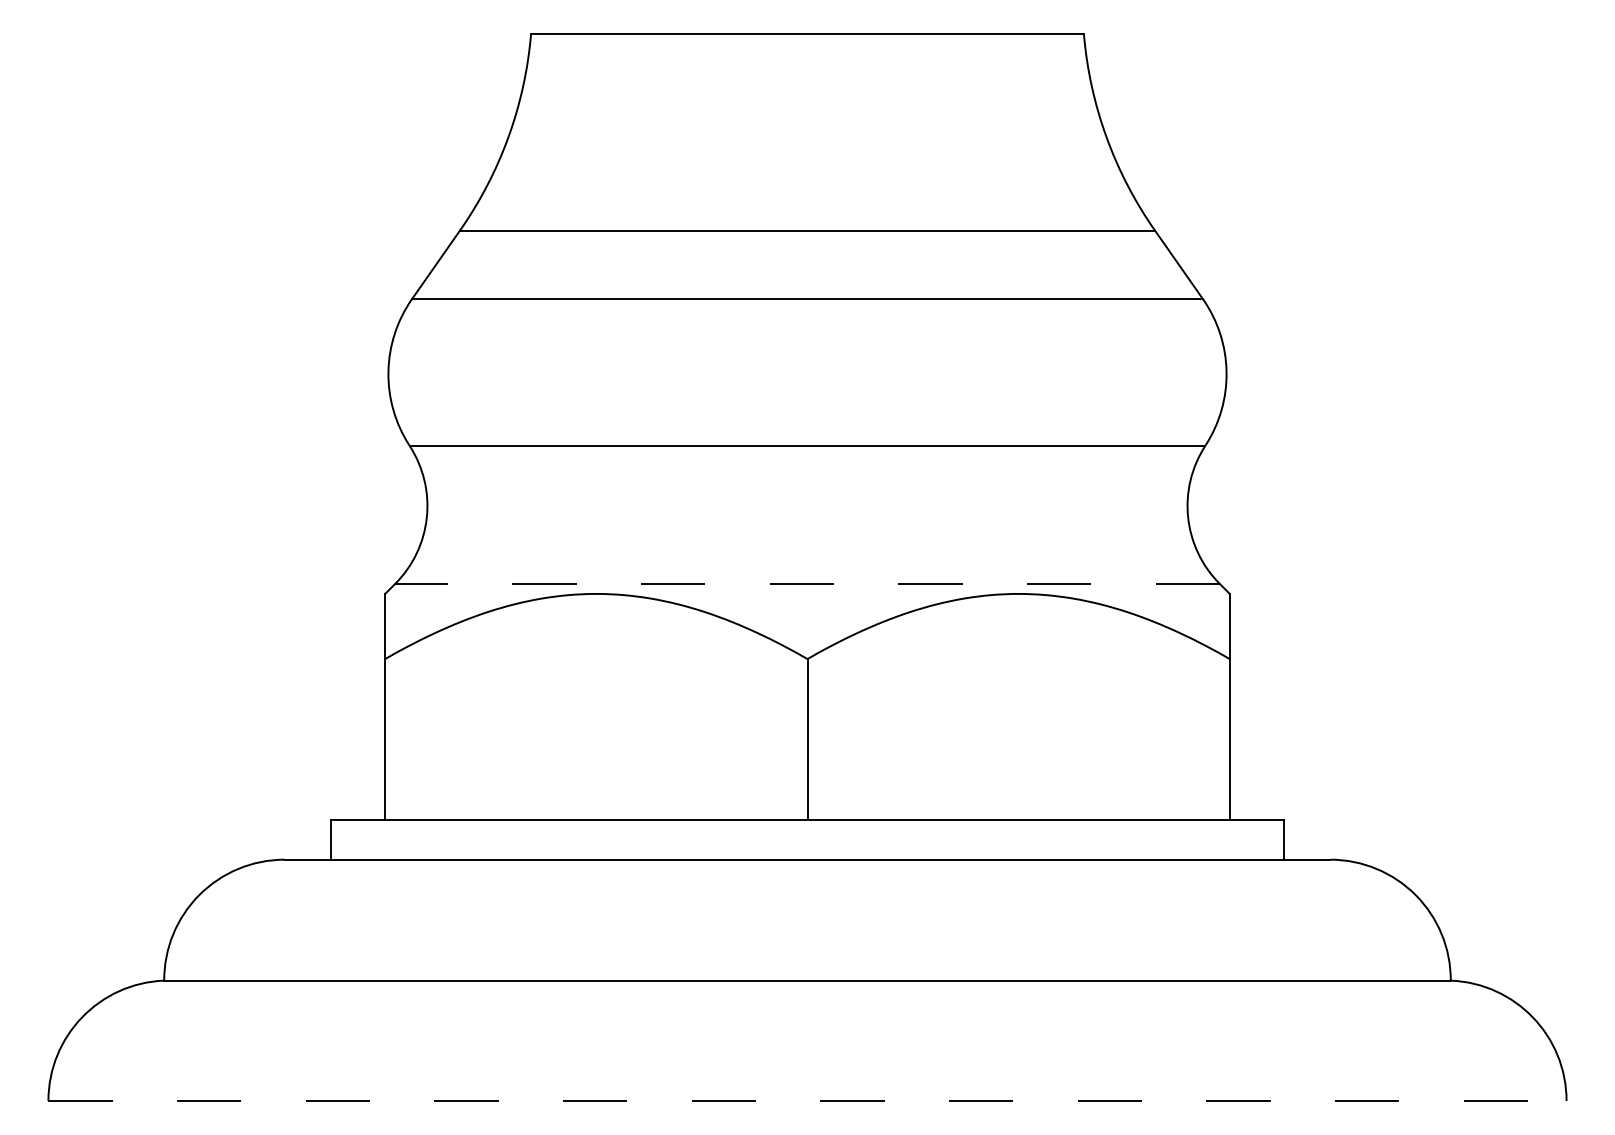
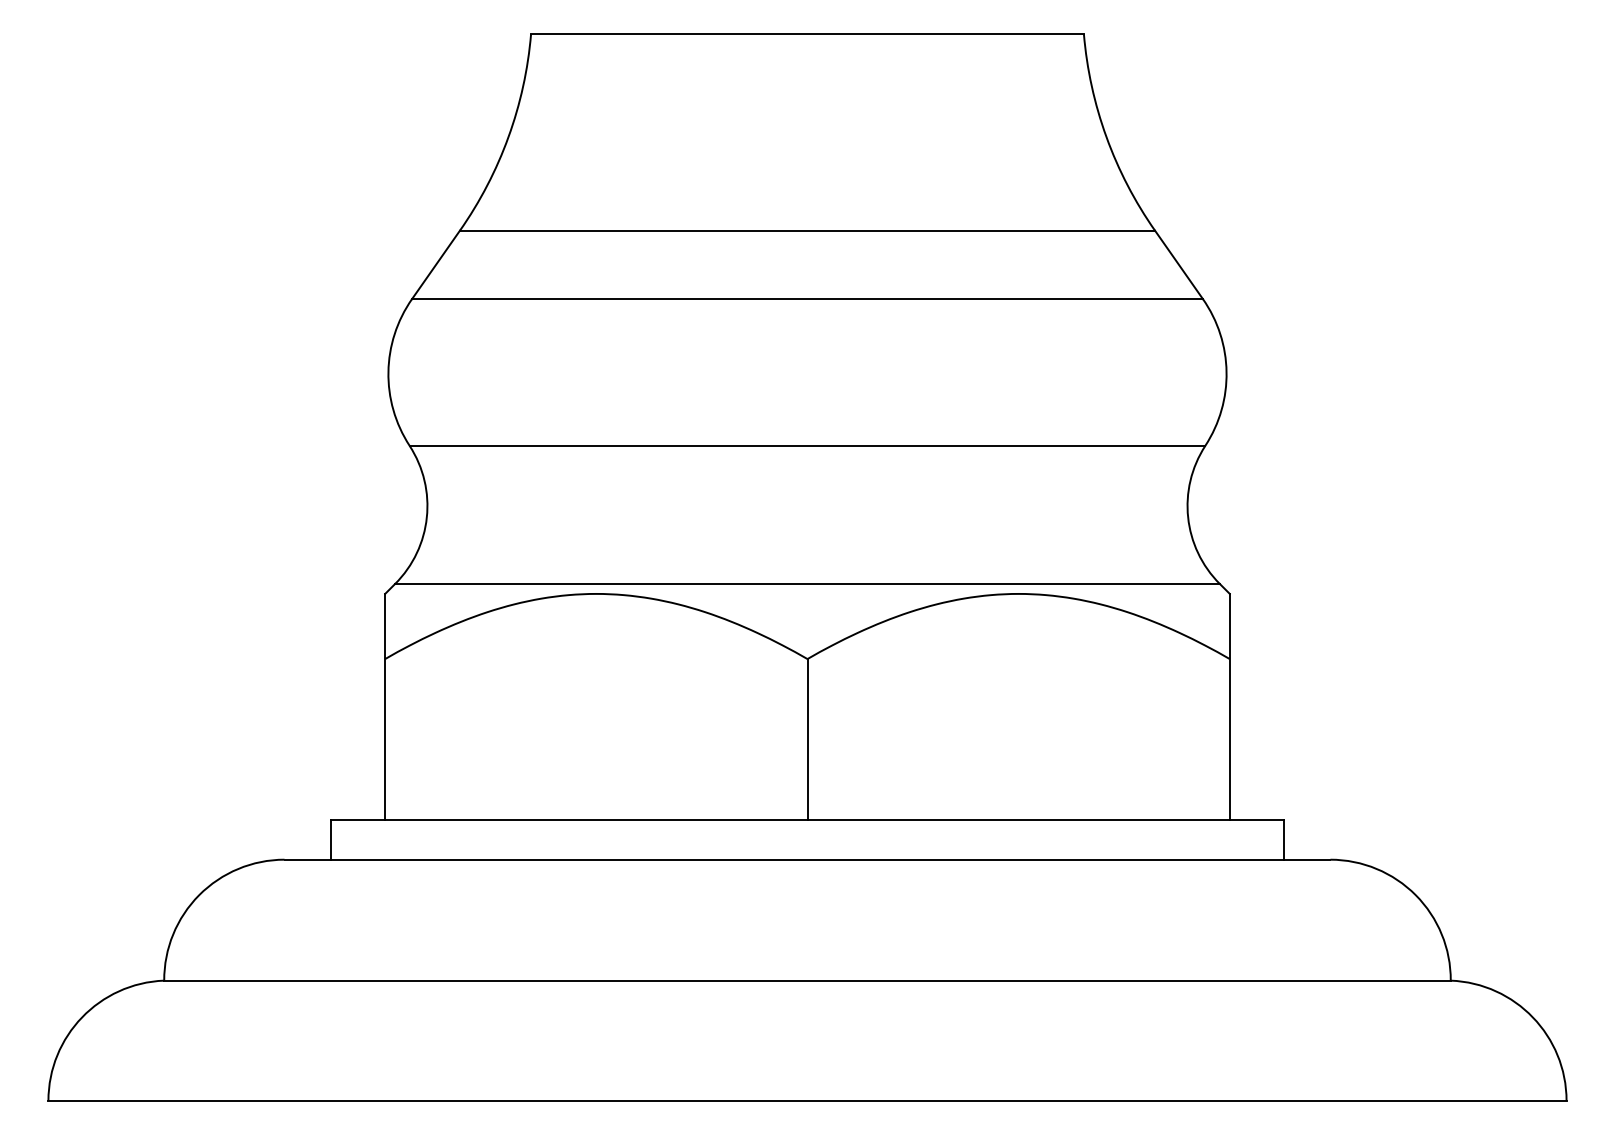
line: dashed -> solid (807, 584)
line: dashed -> solid (808, 1100)
